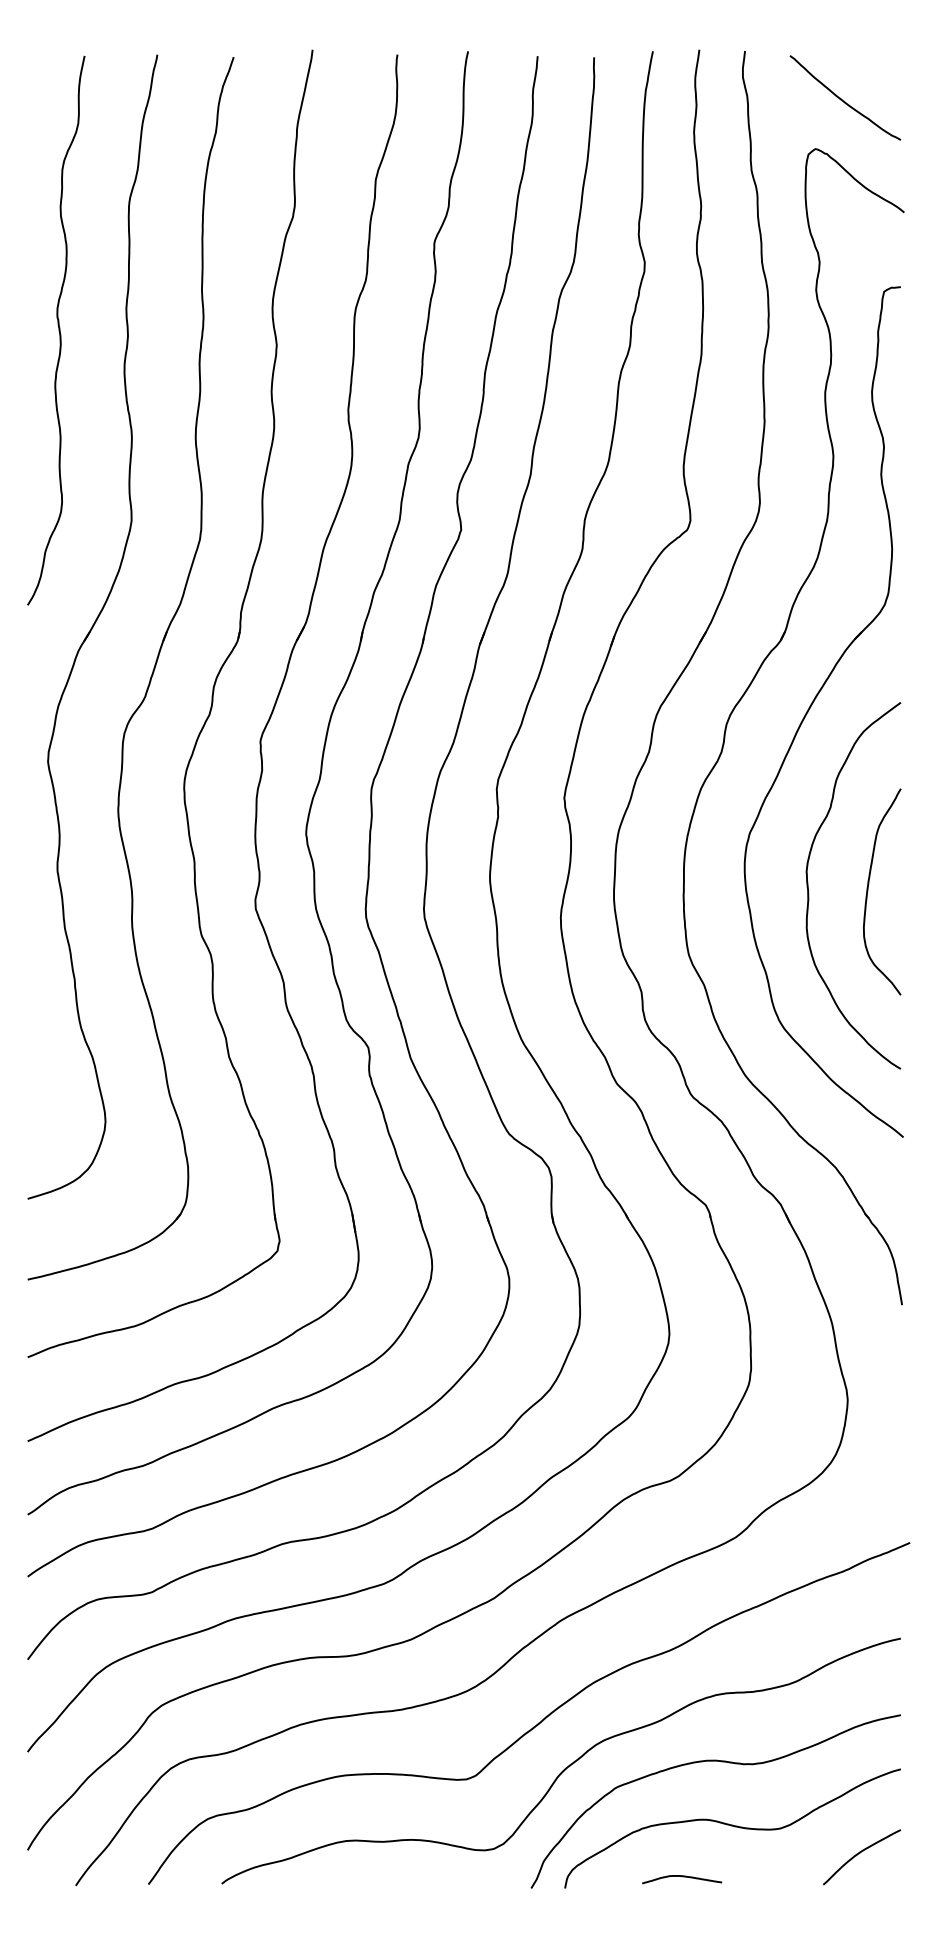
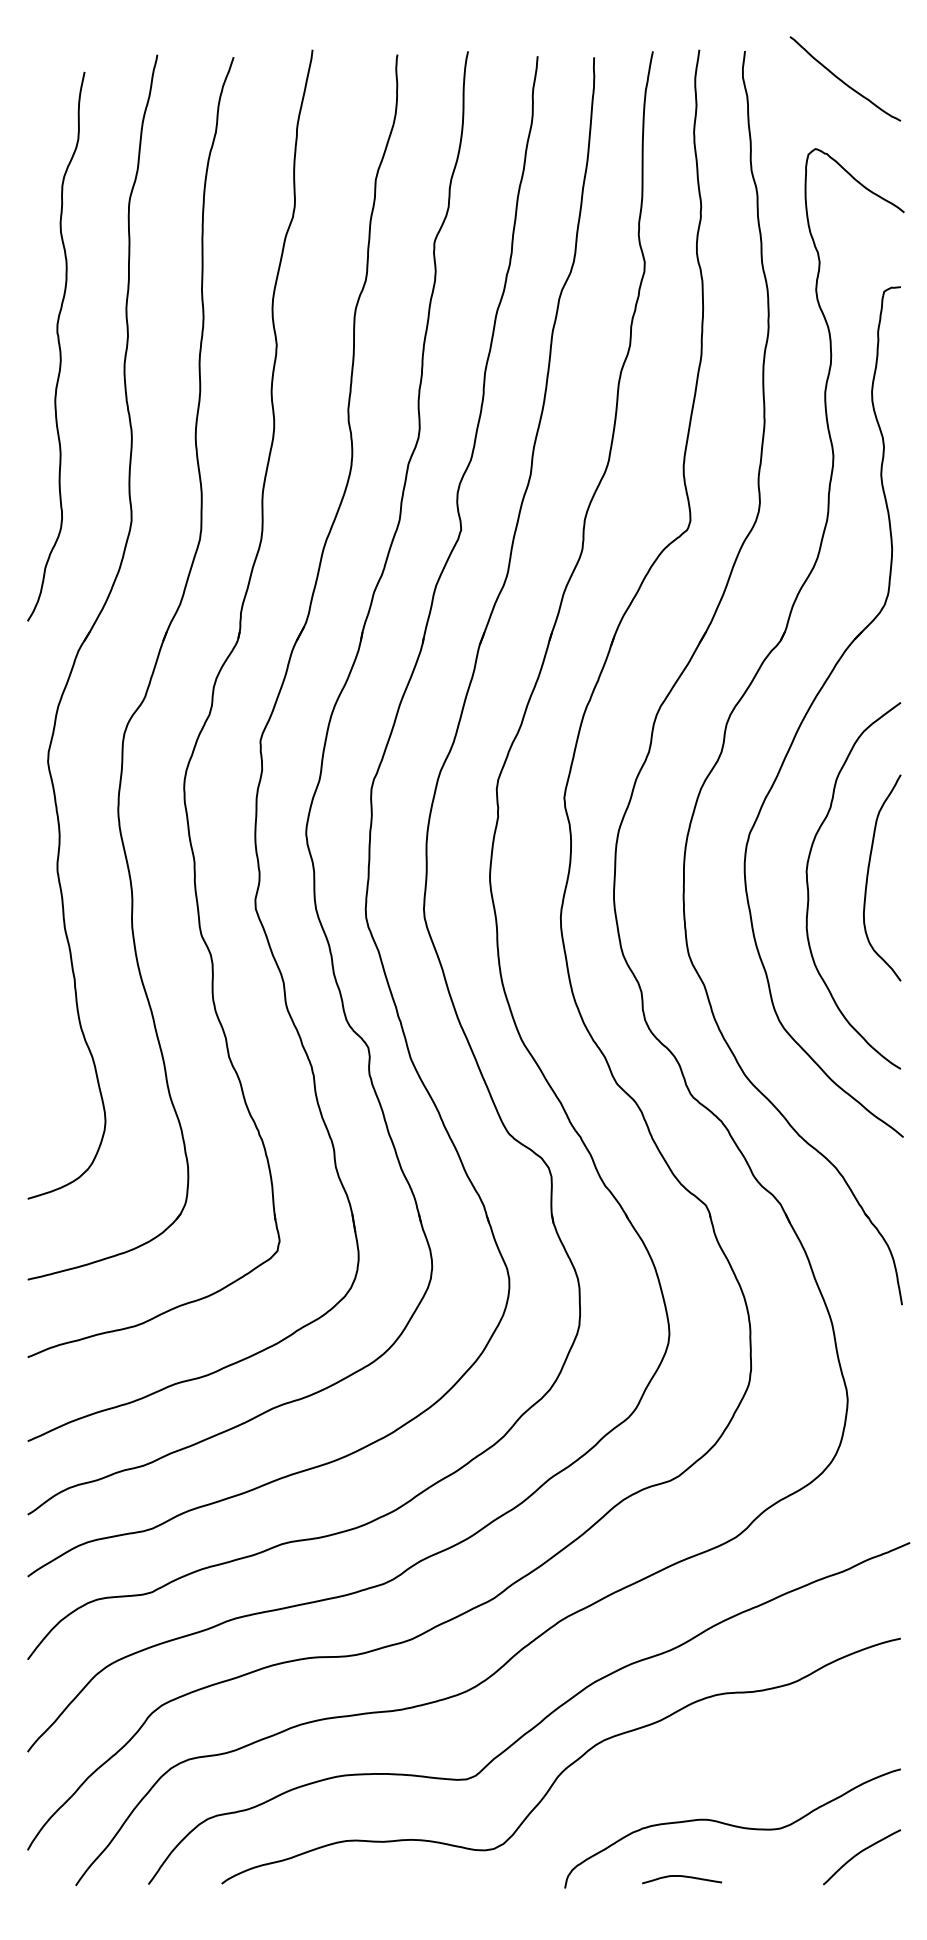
curve position: (844, 100) -> (844, 81) (844, 81)
curve position: (58, 330) -> (58, 346) (58, 346)
curve position: (868, 891) -> (868, 877) (868, 877)
curve: present -> none (721, 1762)
